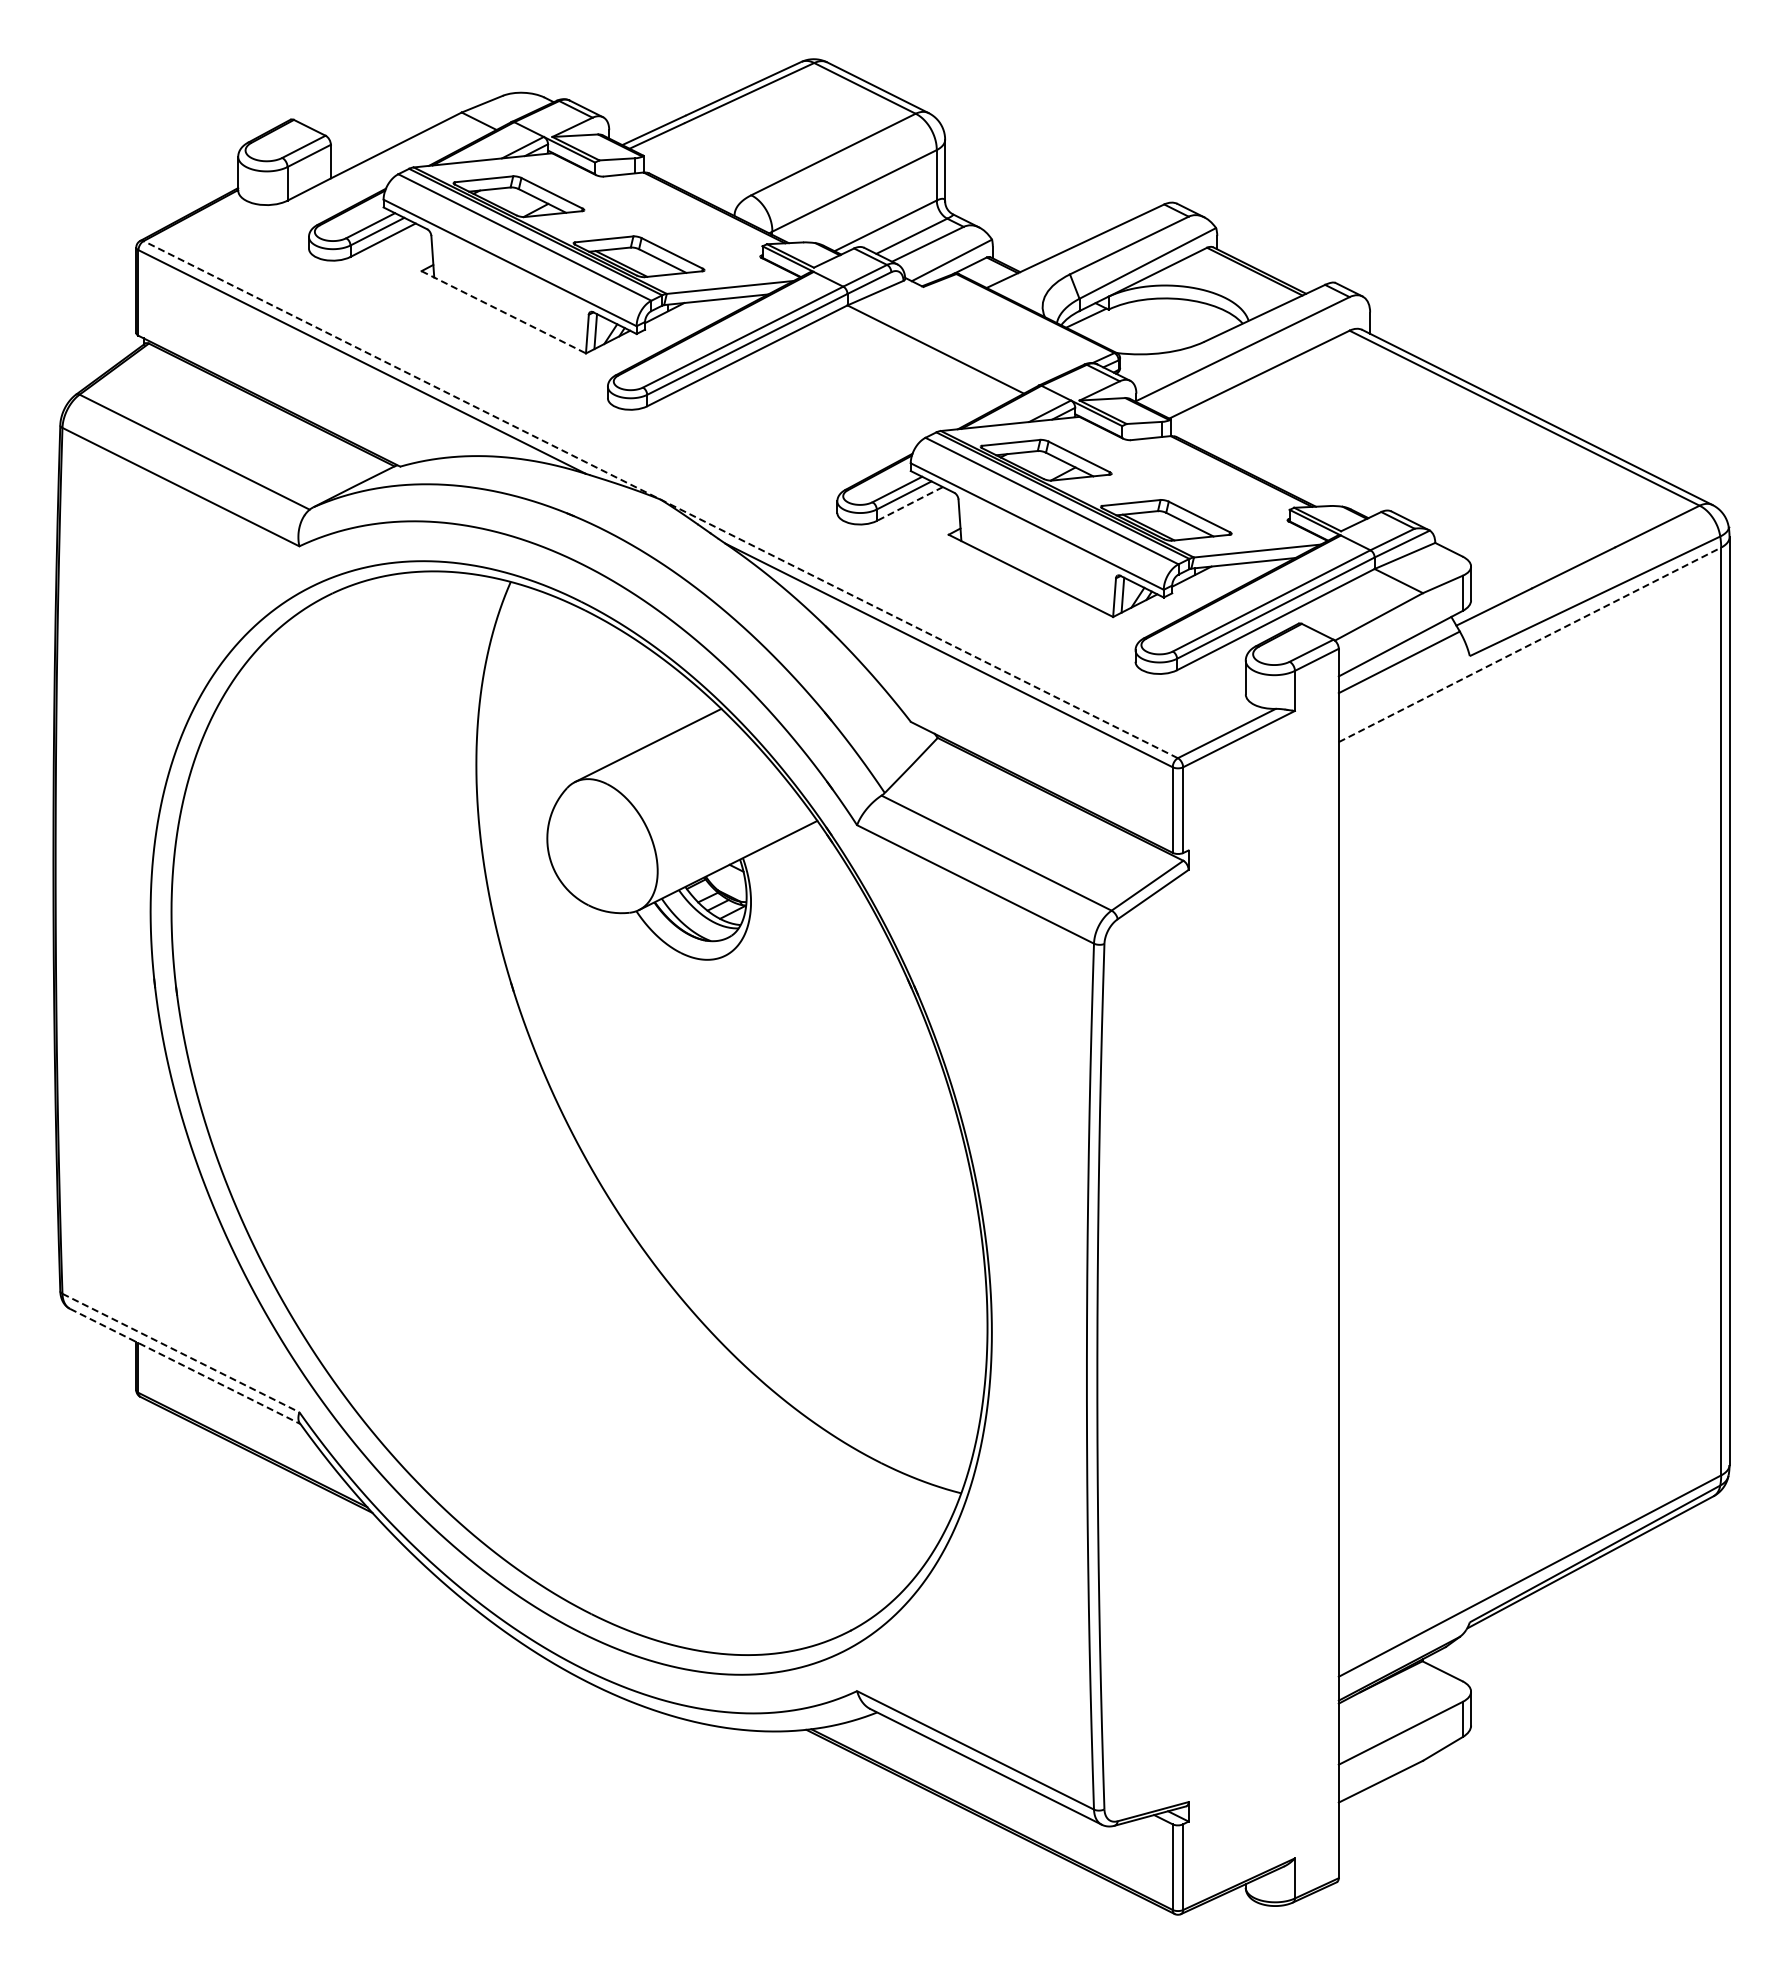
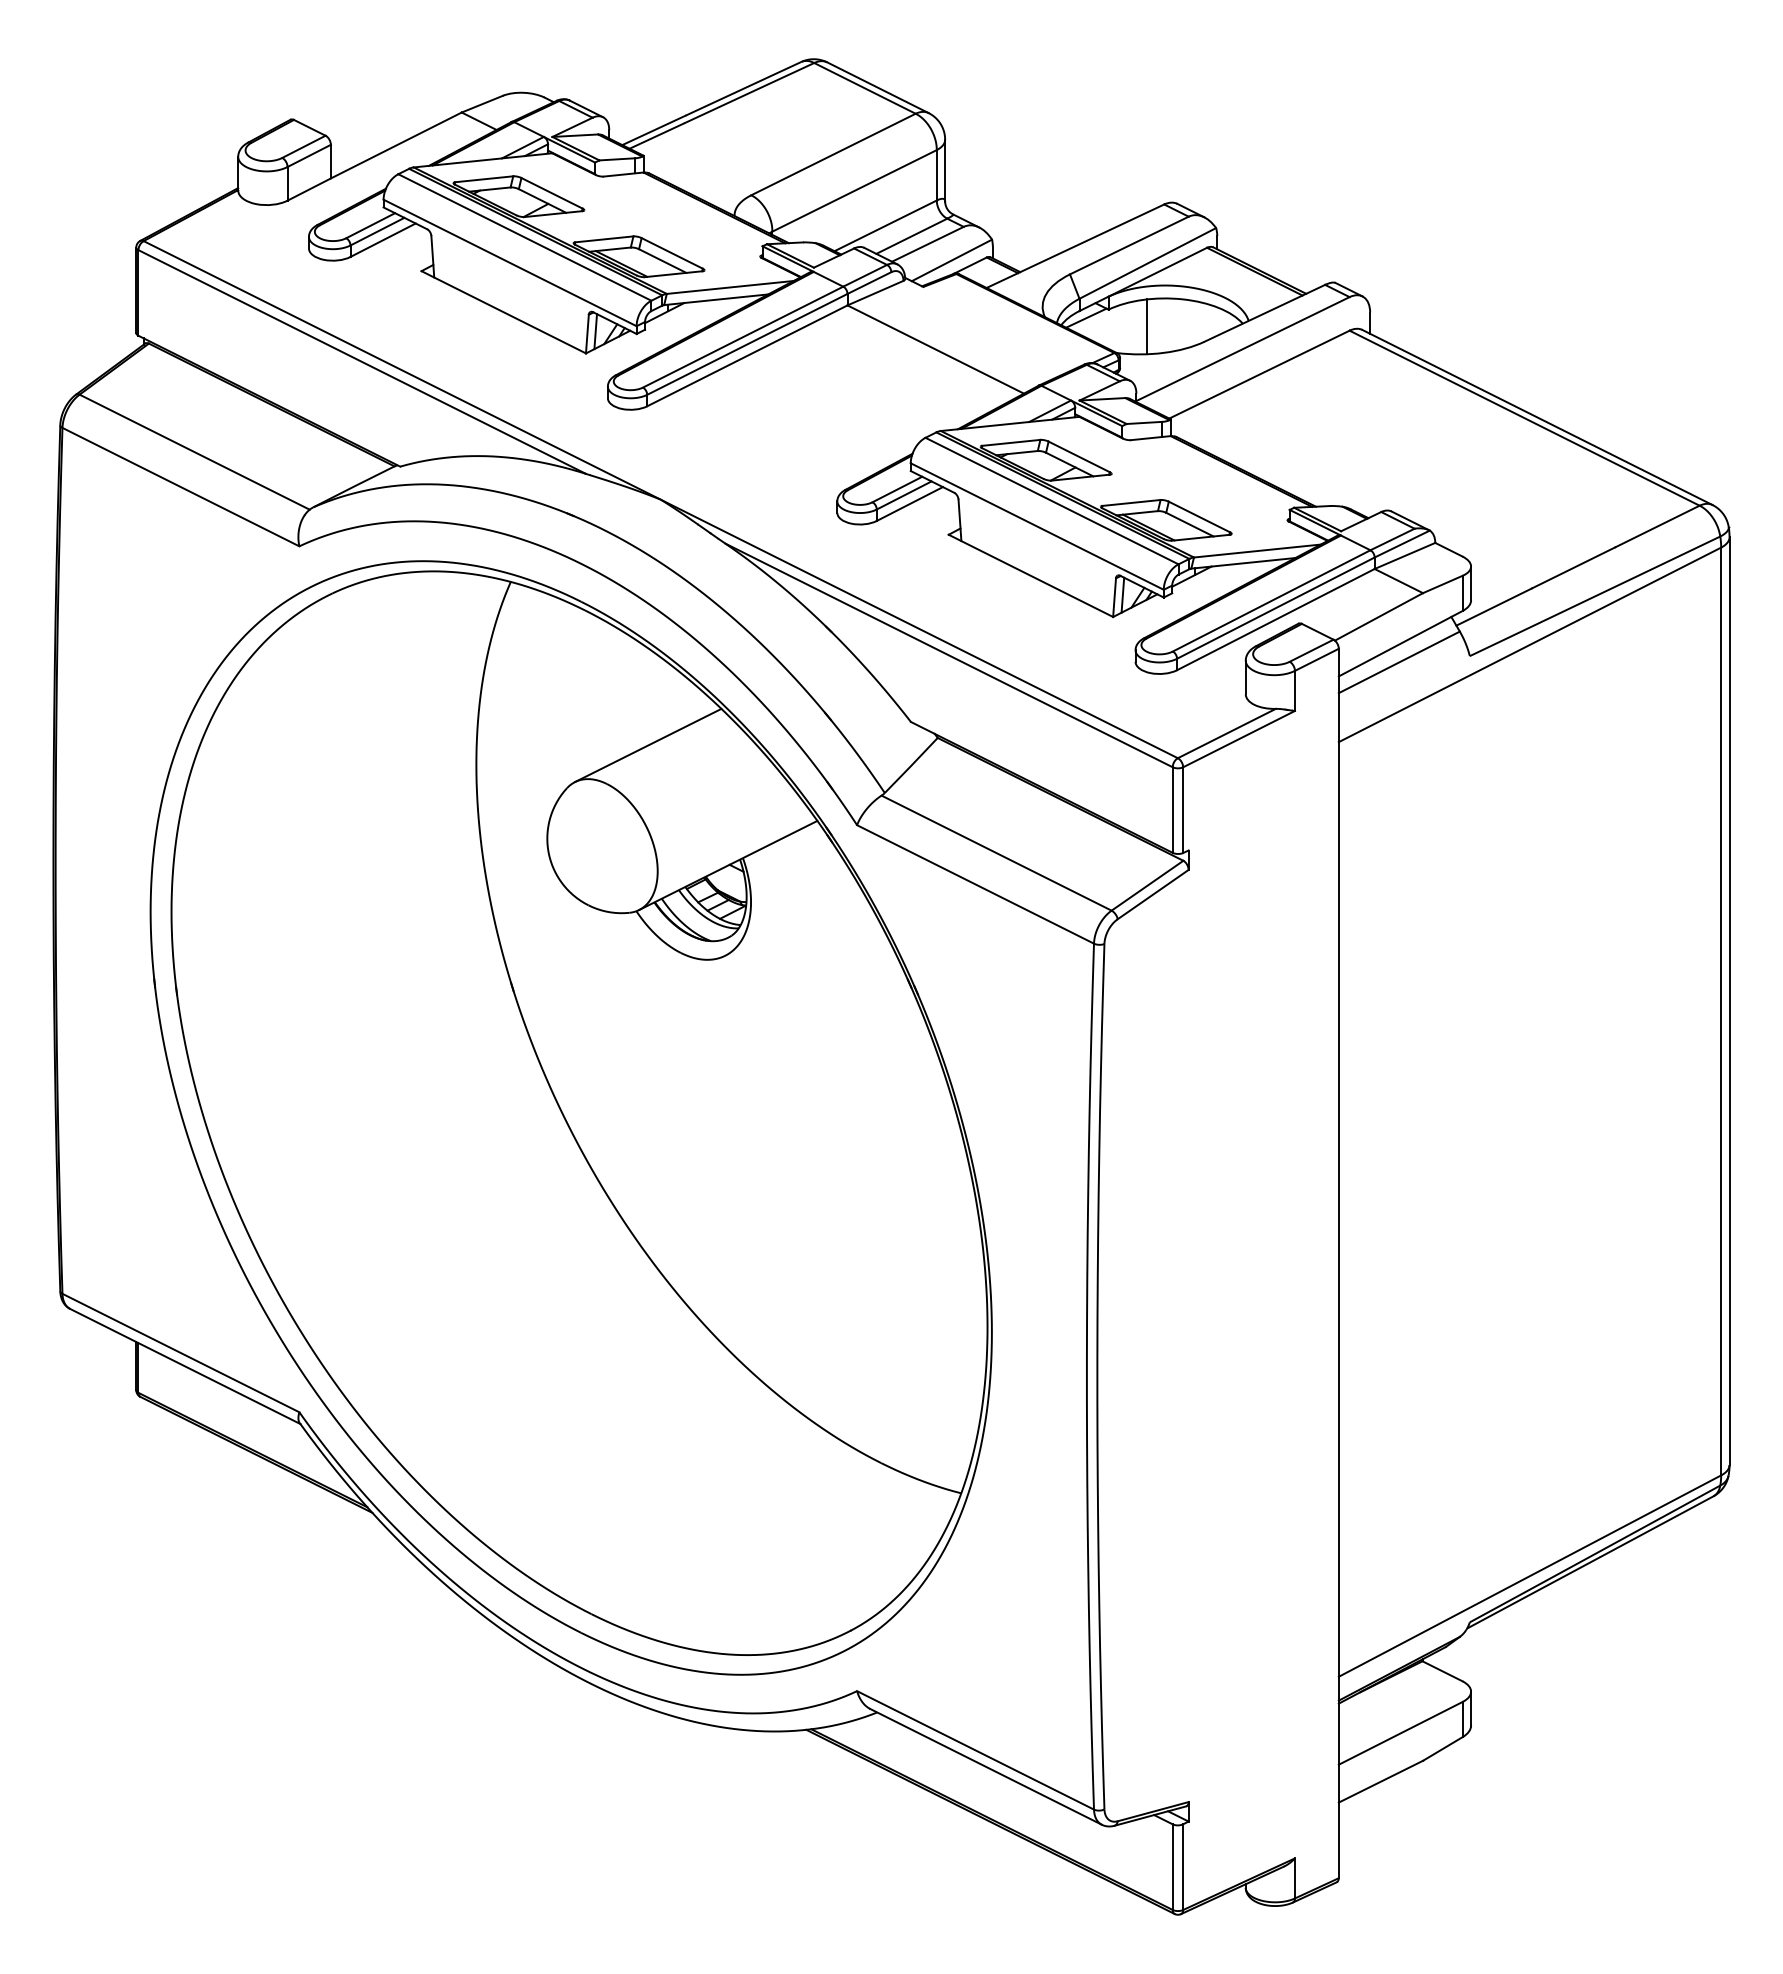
line: dashed -> solid (503, 312)
line: none -> present (1146, 326)
line: dashed -> solid (660, 499)
line: dashed -> solid (909, 504)
line: dashed -> solid (1530, 644)
line: dashed -> solid (181, 1353)
line: dashed -> solid (185, 1366)
